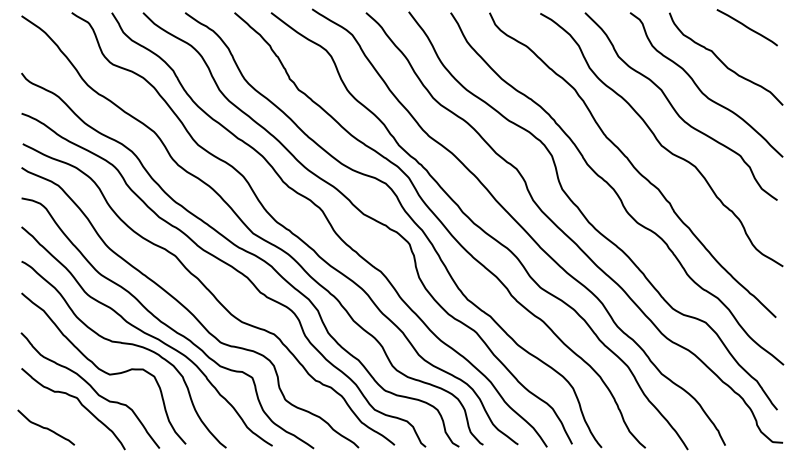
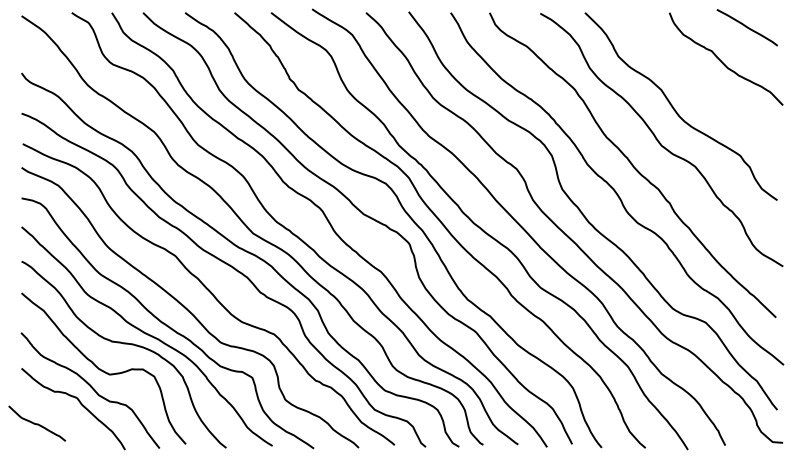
curve: present -> none (699, 87)
curve position: (46, 427) -> (37, 423) (37, 423)
